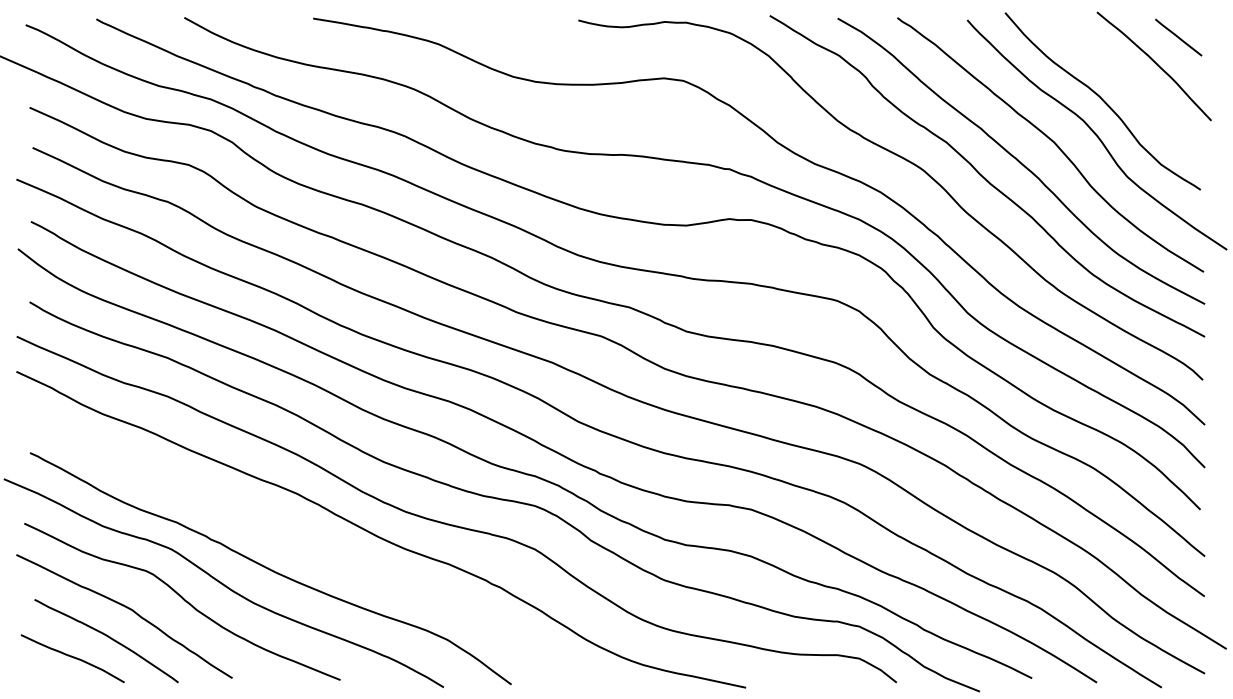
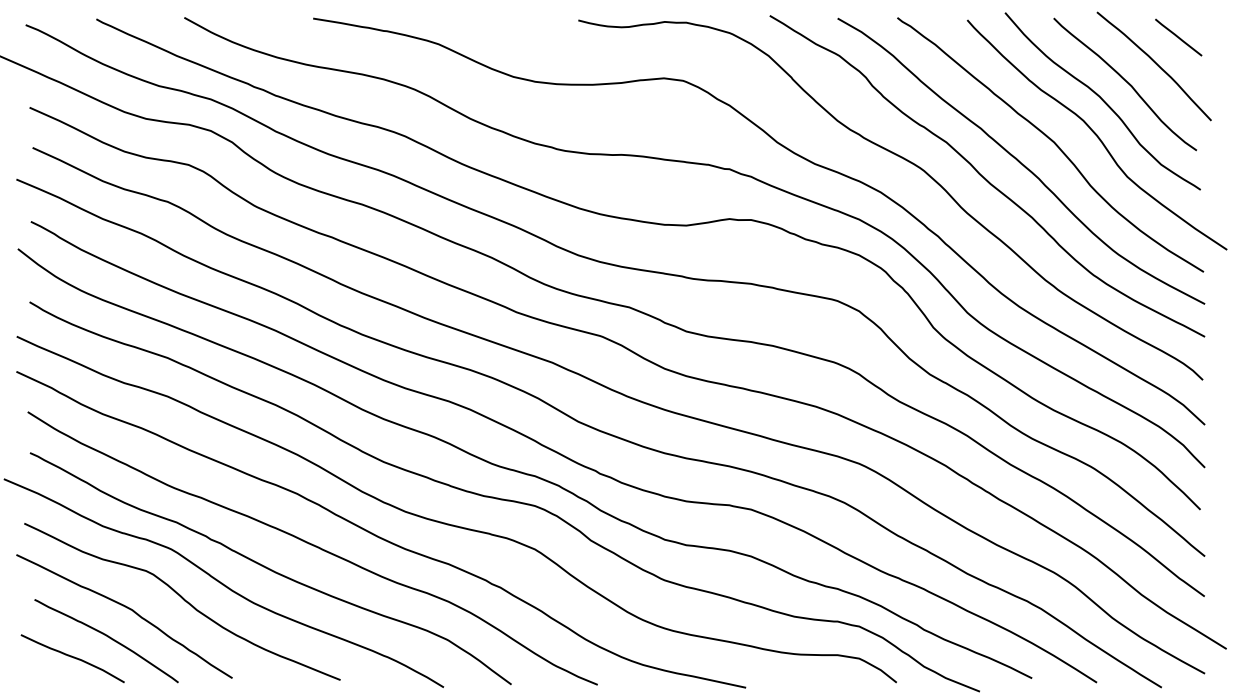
curve: none -> present (1126, 82)
curve: none -> present (313, 546)
